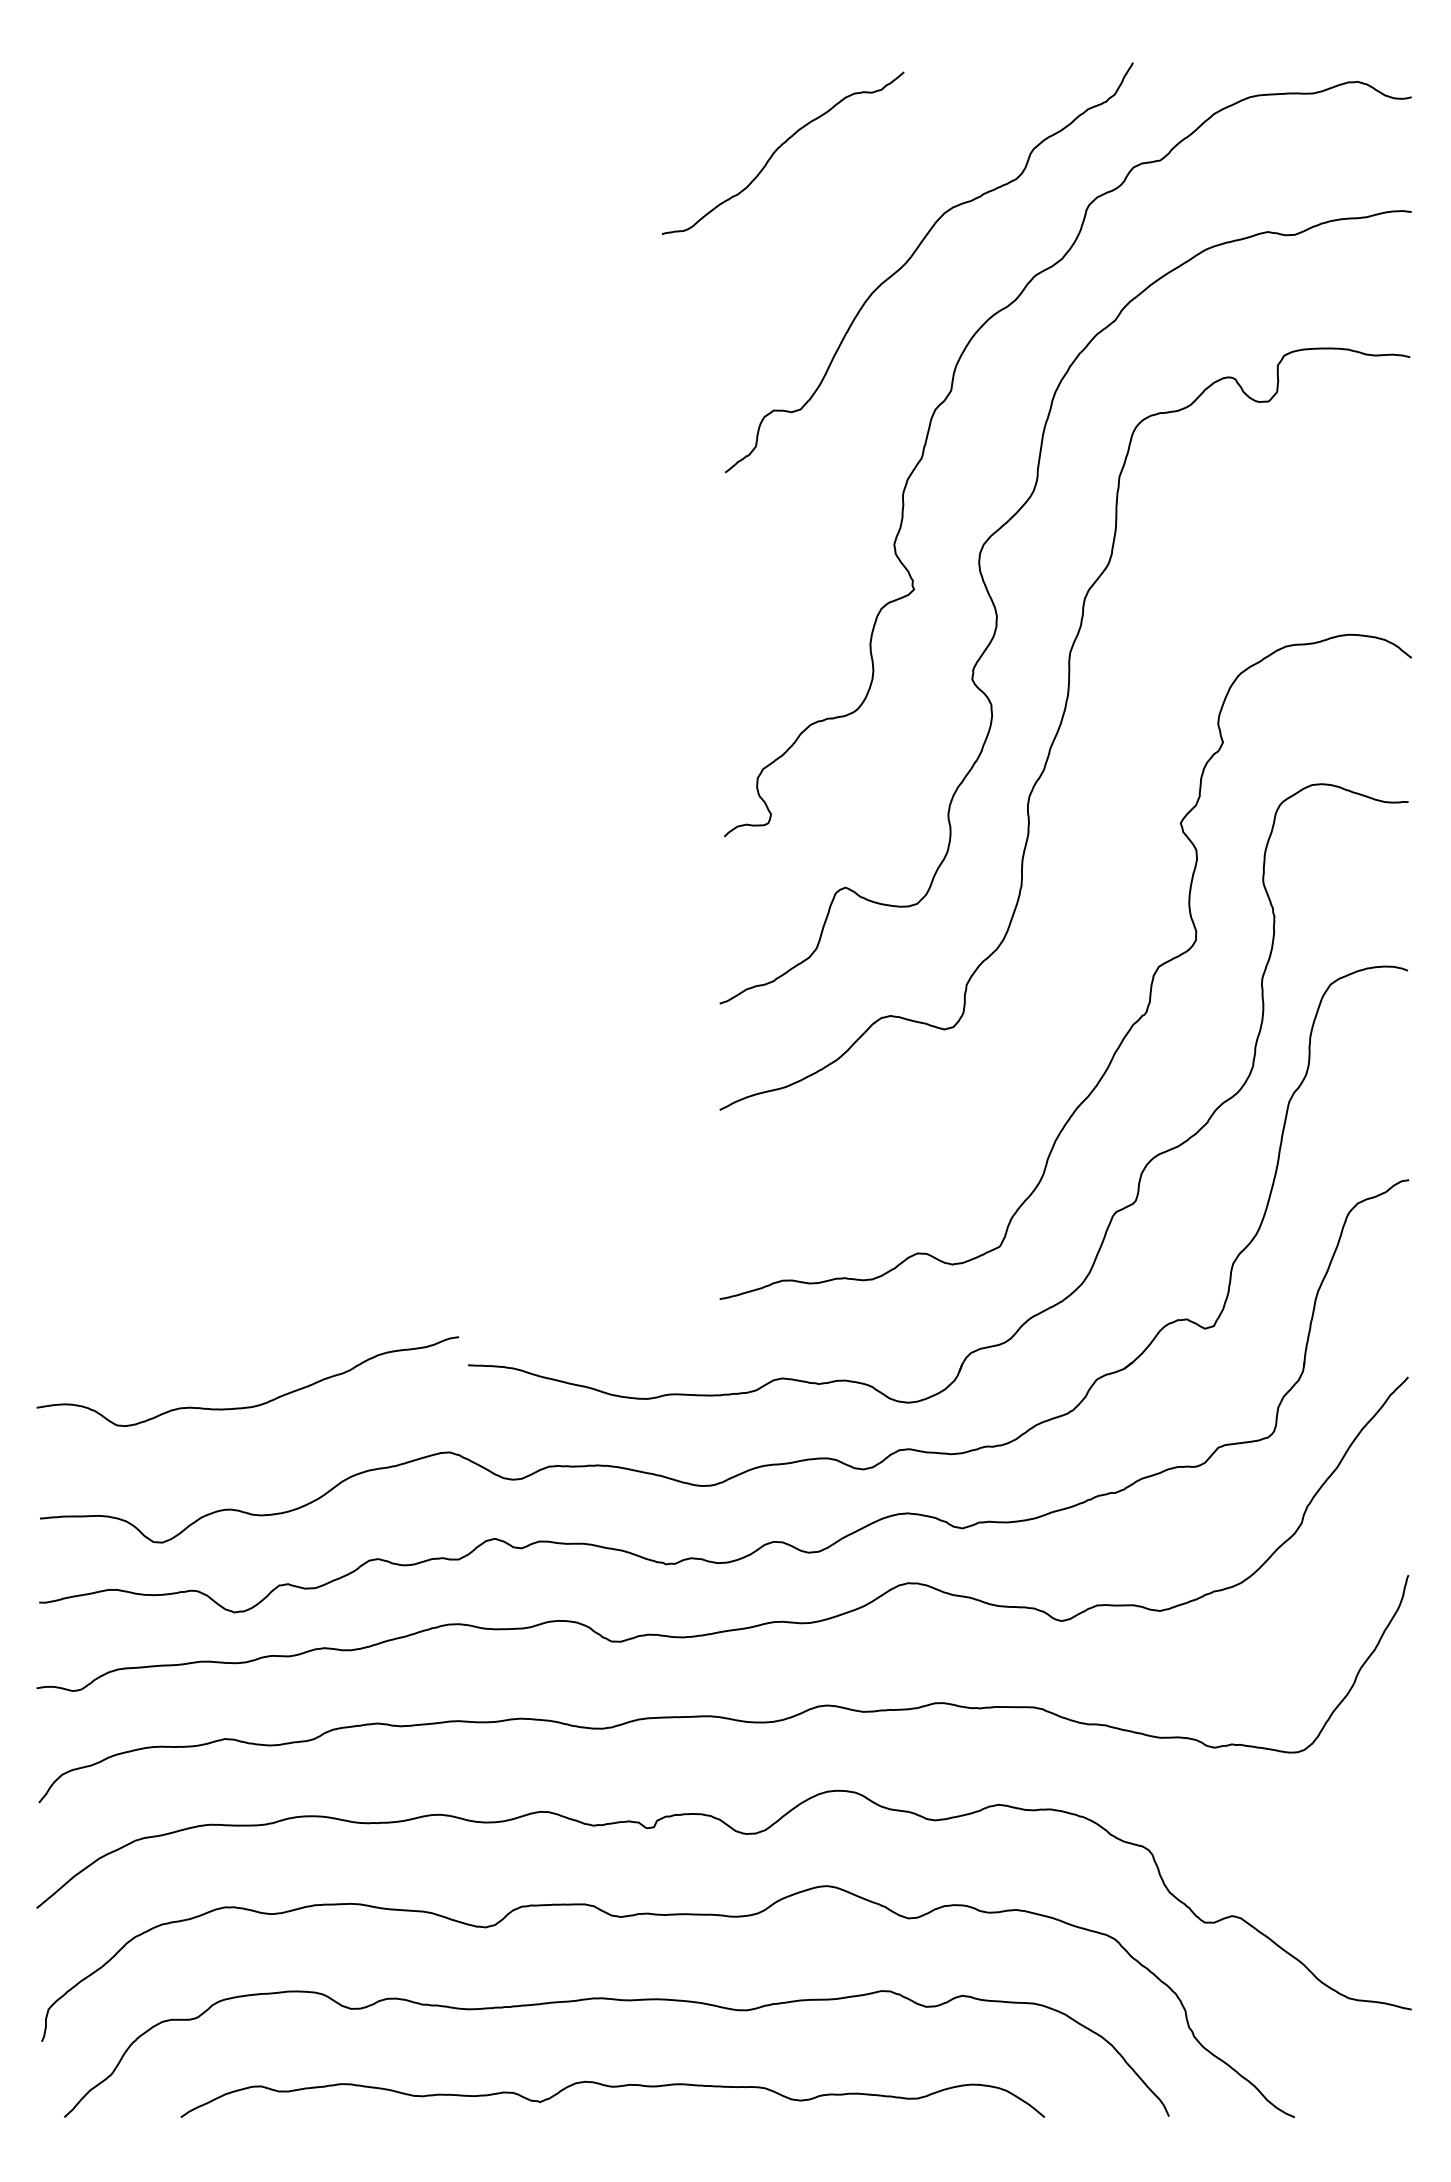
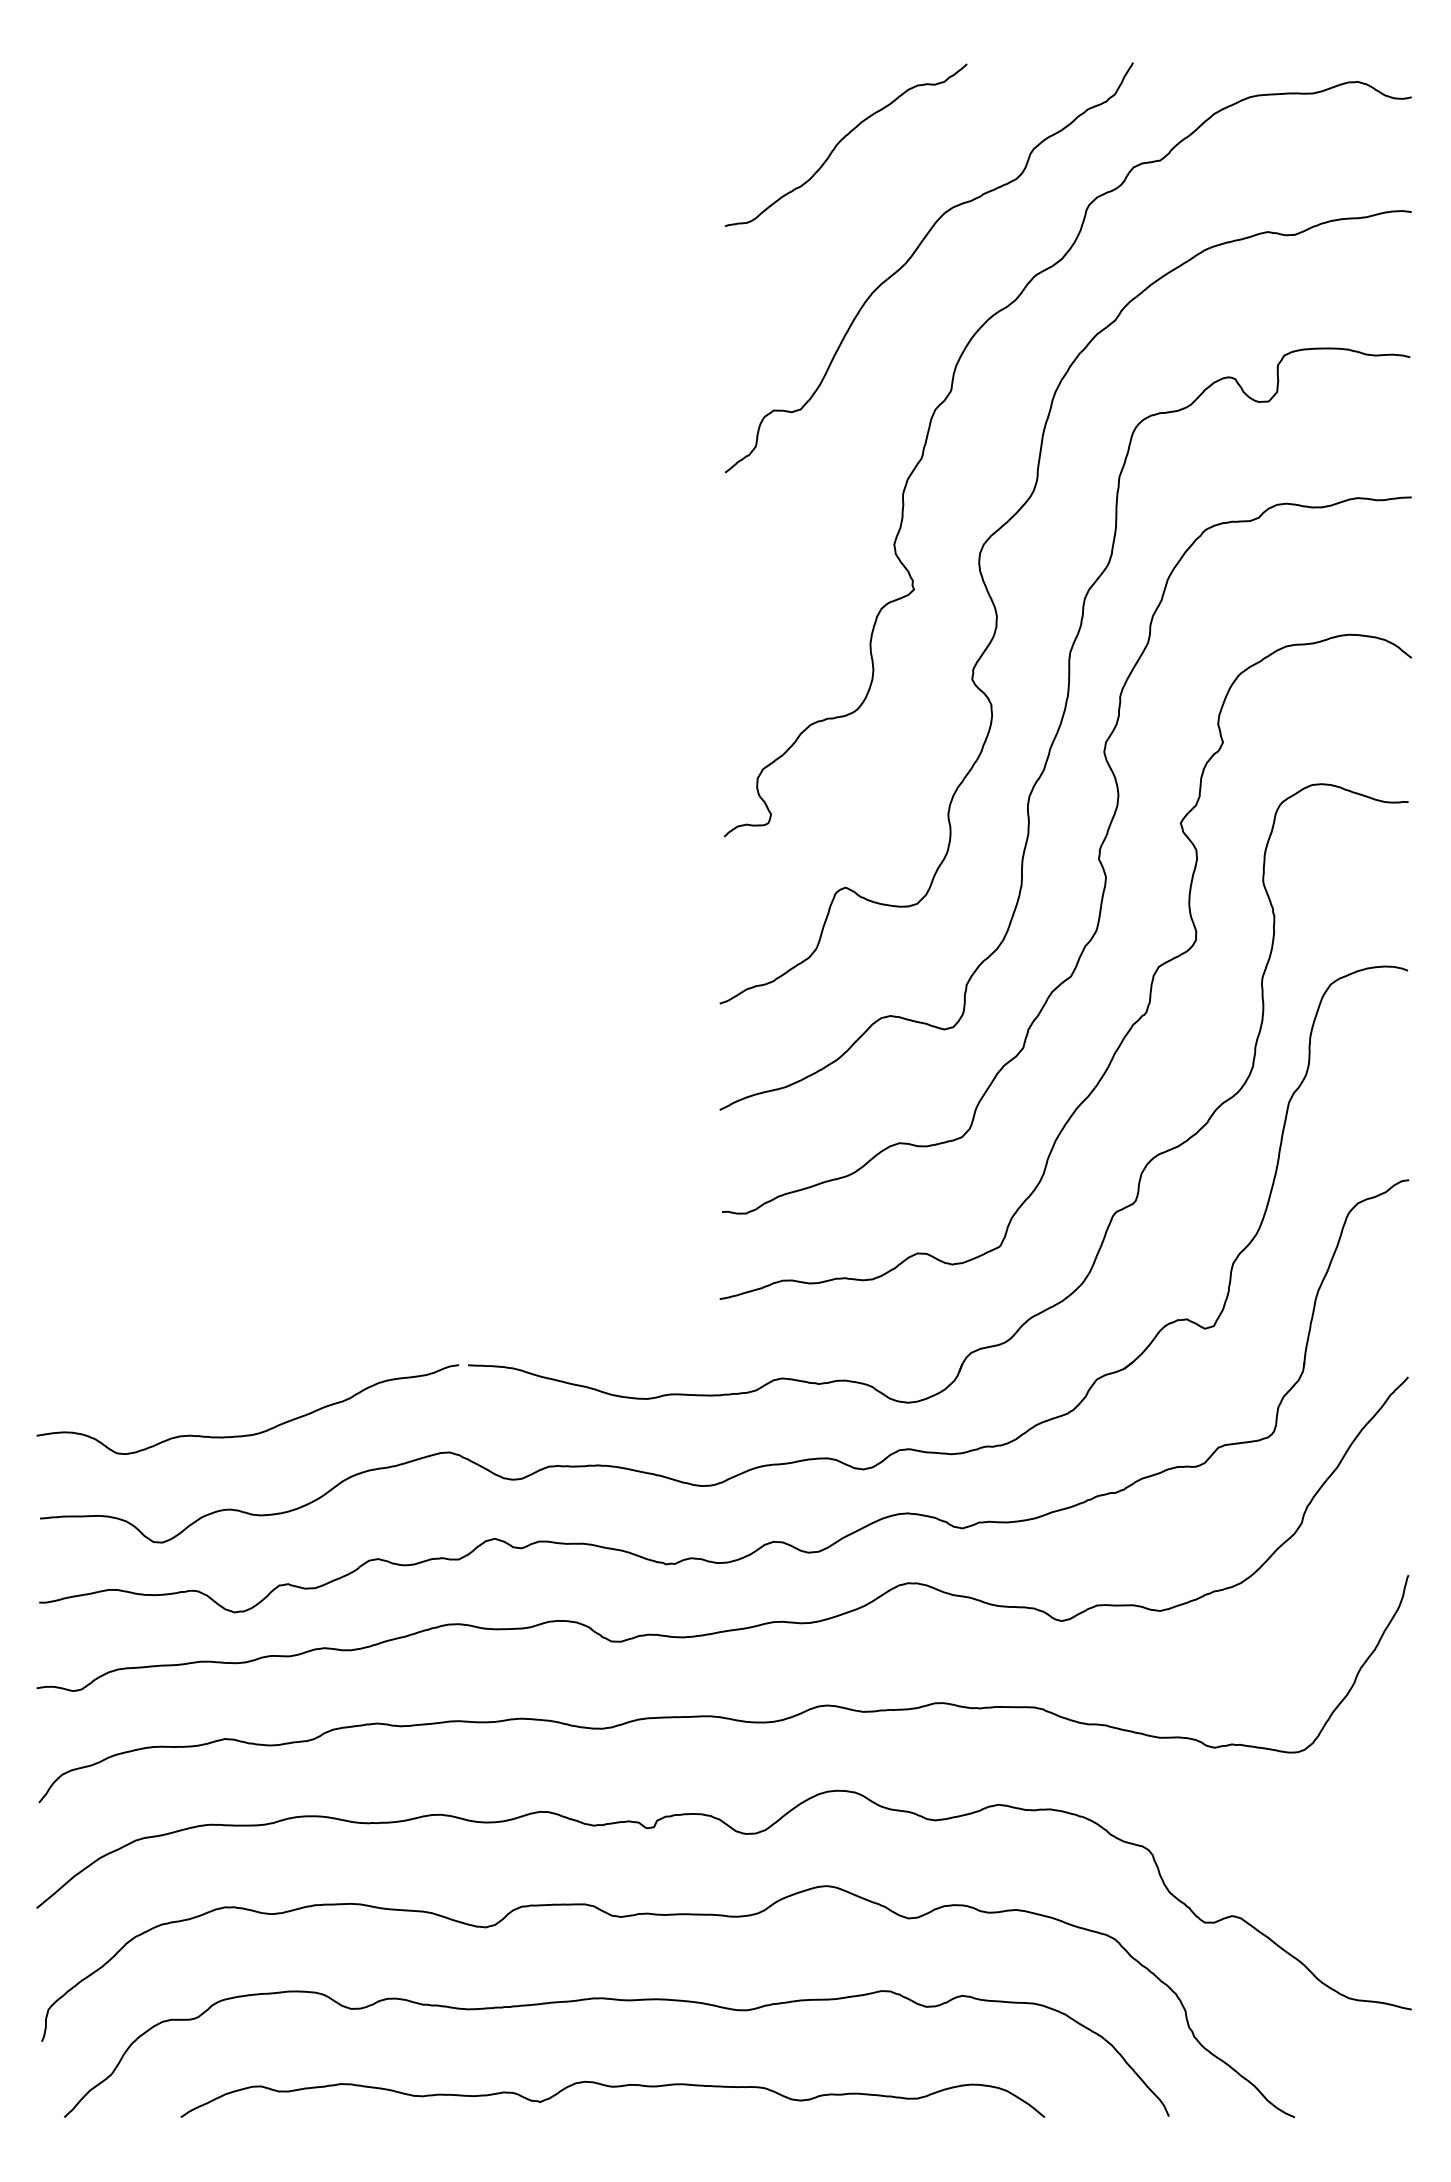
curve position: (779, 148) -> (842, 140) (842, 140)
curve: none -> present (1098, 855)
curve position: (253, 1405) -> (253, 1433) (253, 1433)
